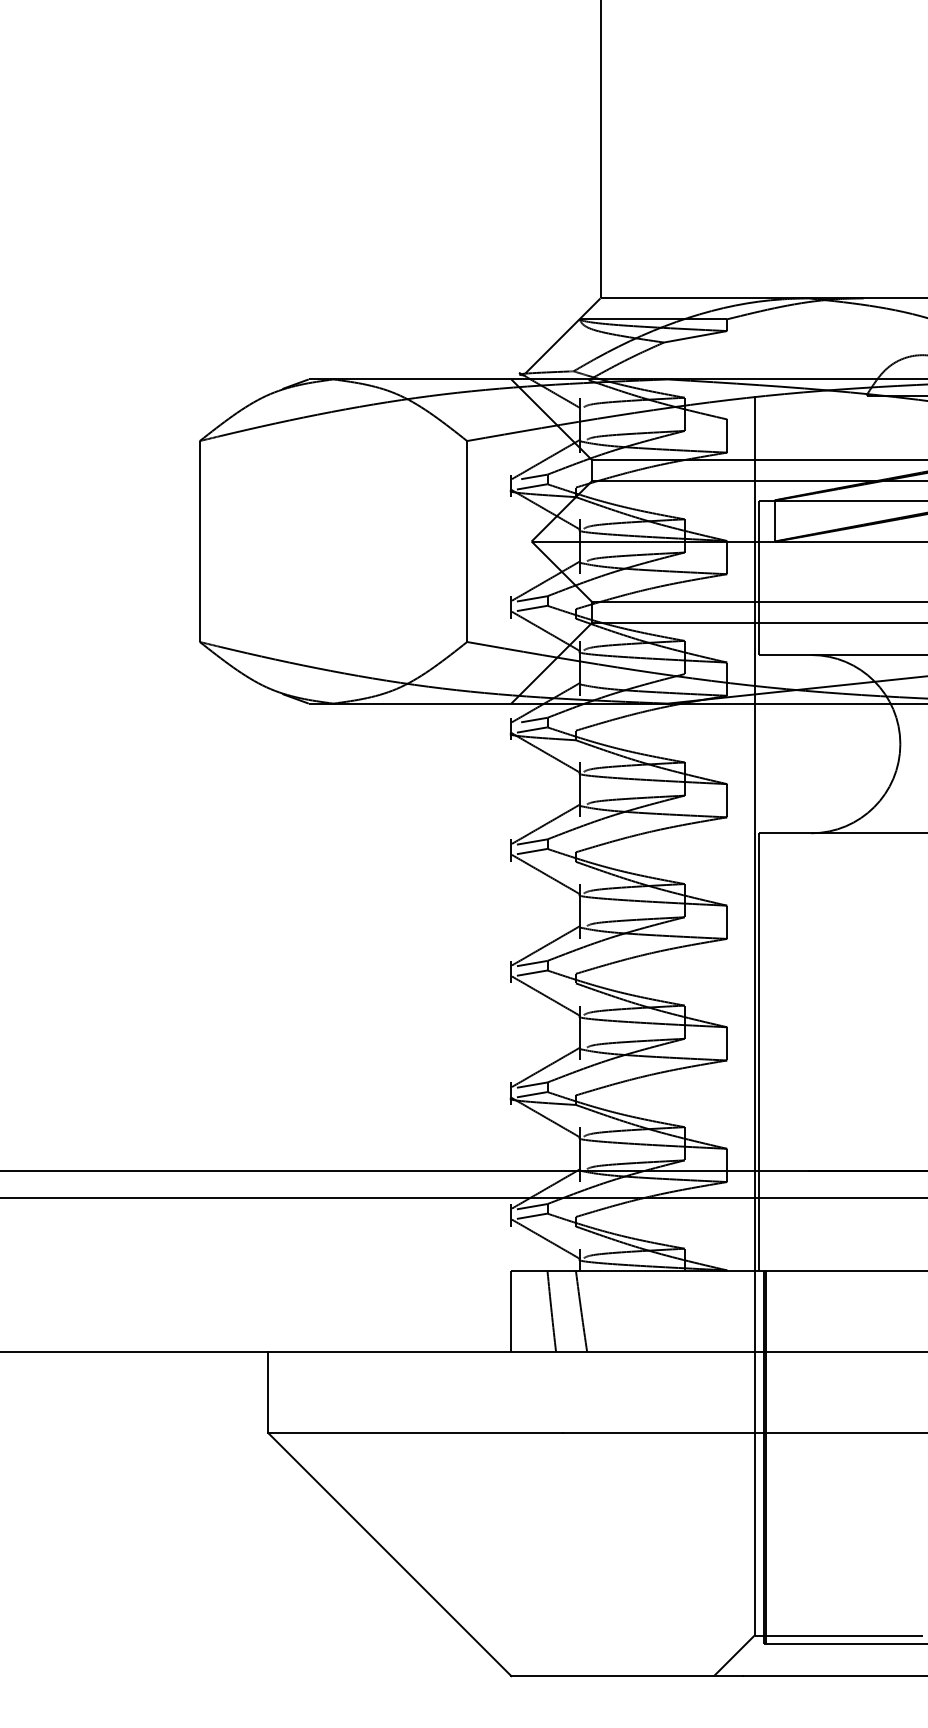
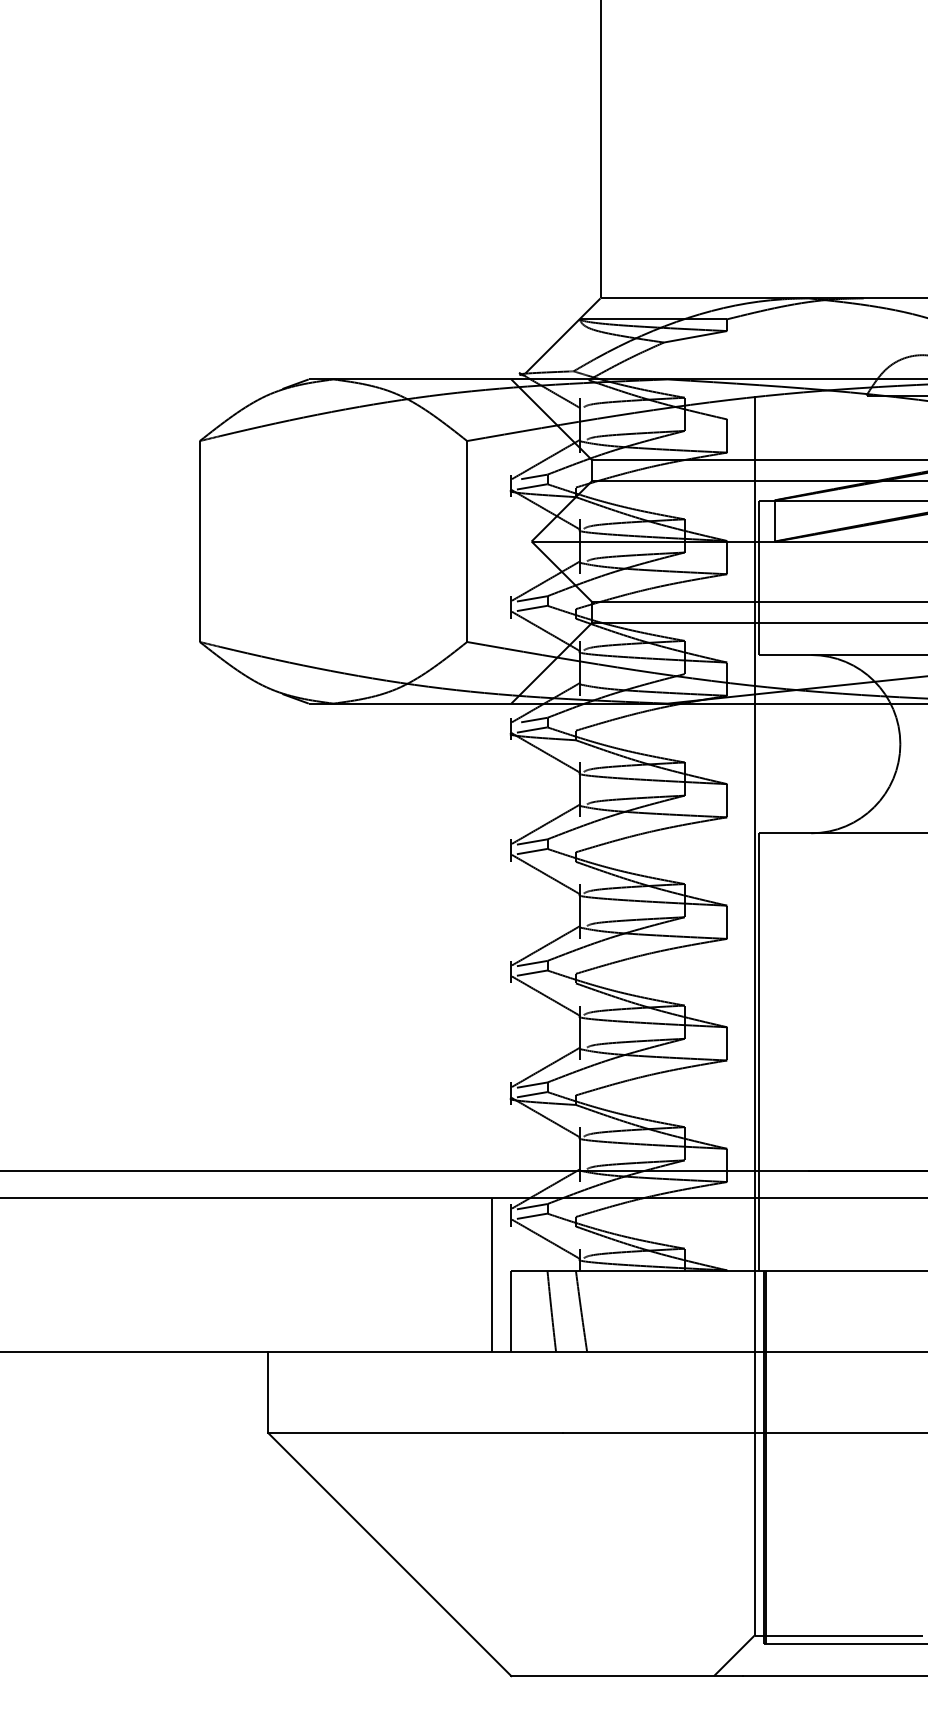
line: none -> present (491, 1274)
